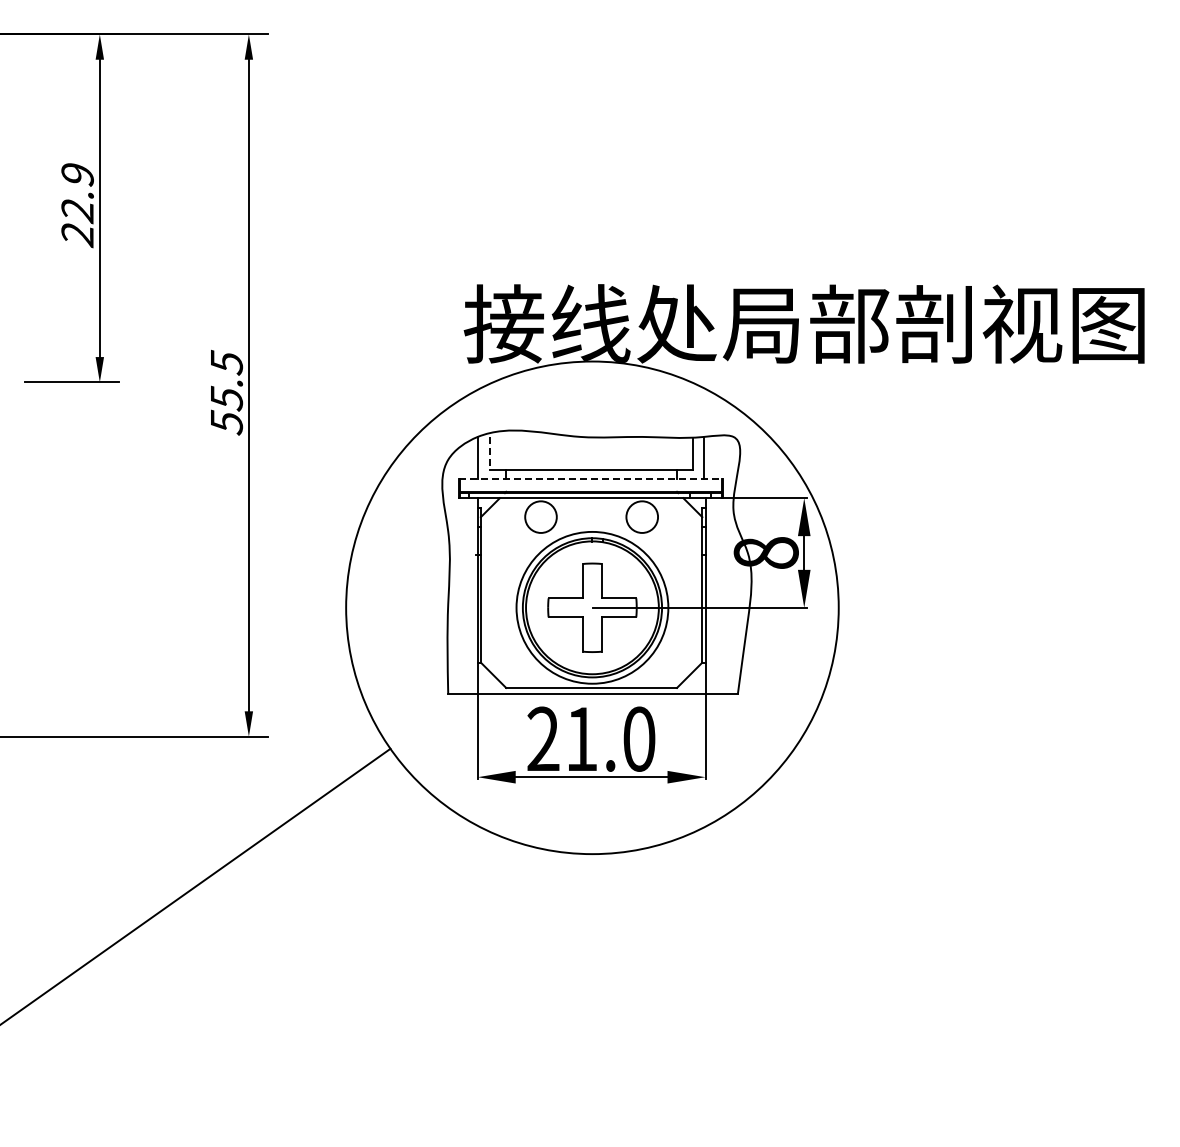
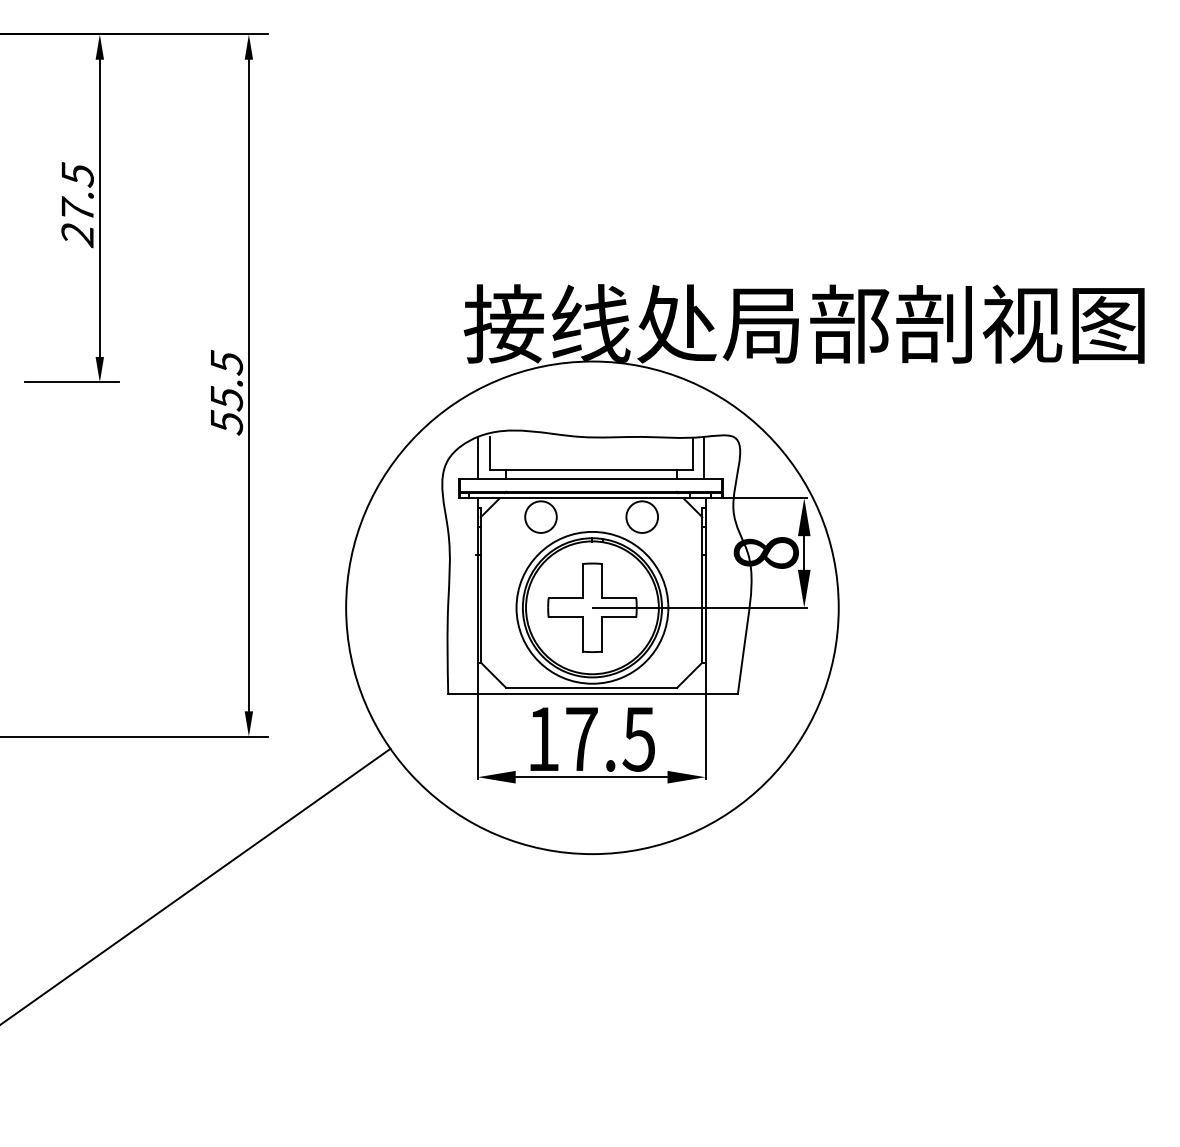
text: 22.9 -> 27.5 (77, 193)
line: dashed -> solid (490, 453)
line: dashed -> solid (591, 479)
text: 21.0 -> 17.5 (591, 738)
